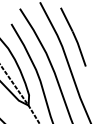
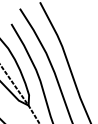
part: present -> none (73, 36)
